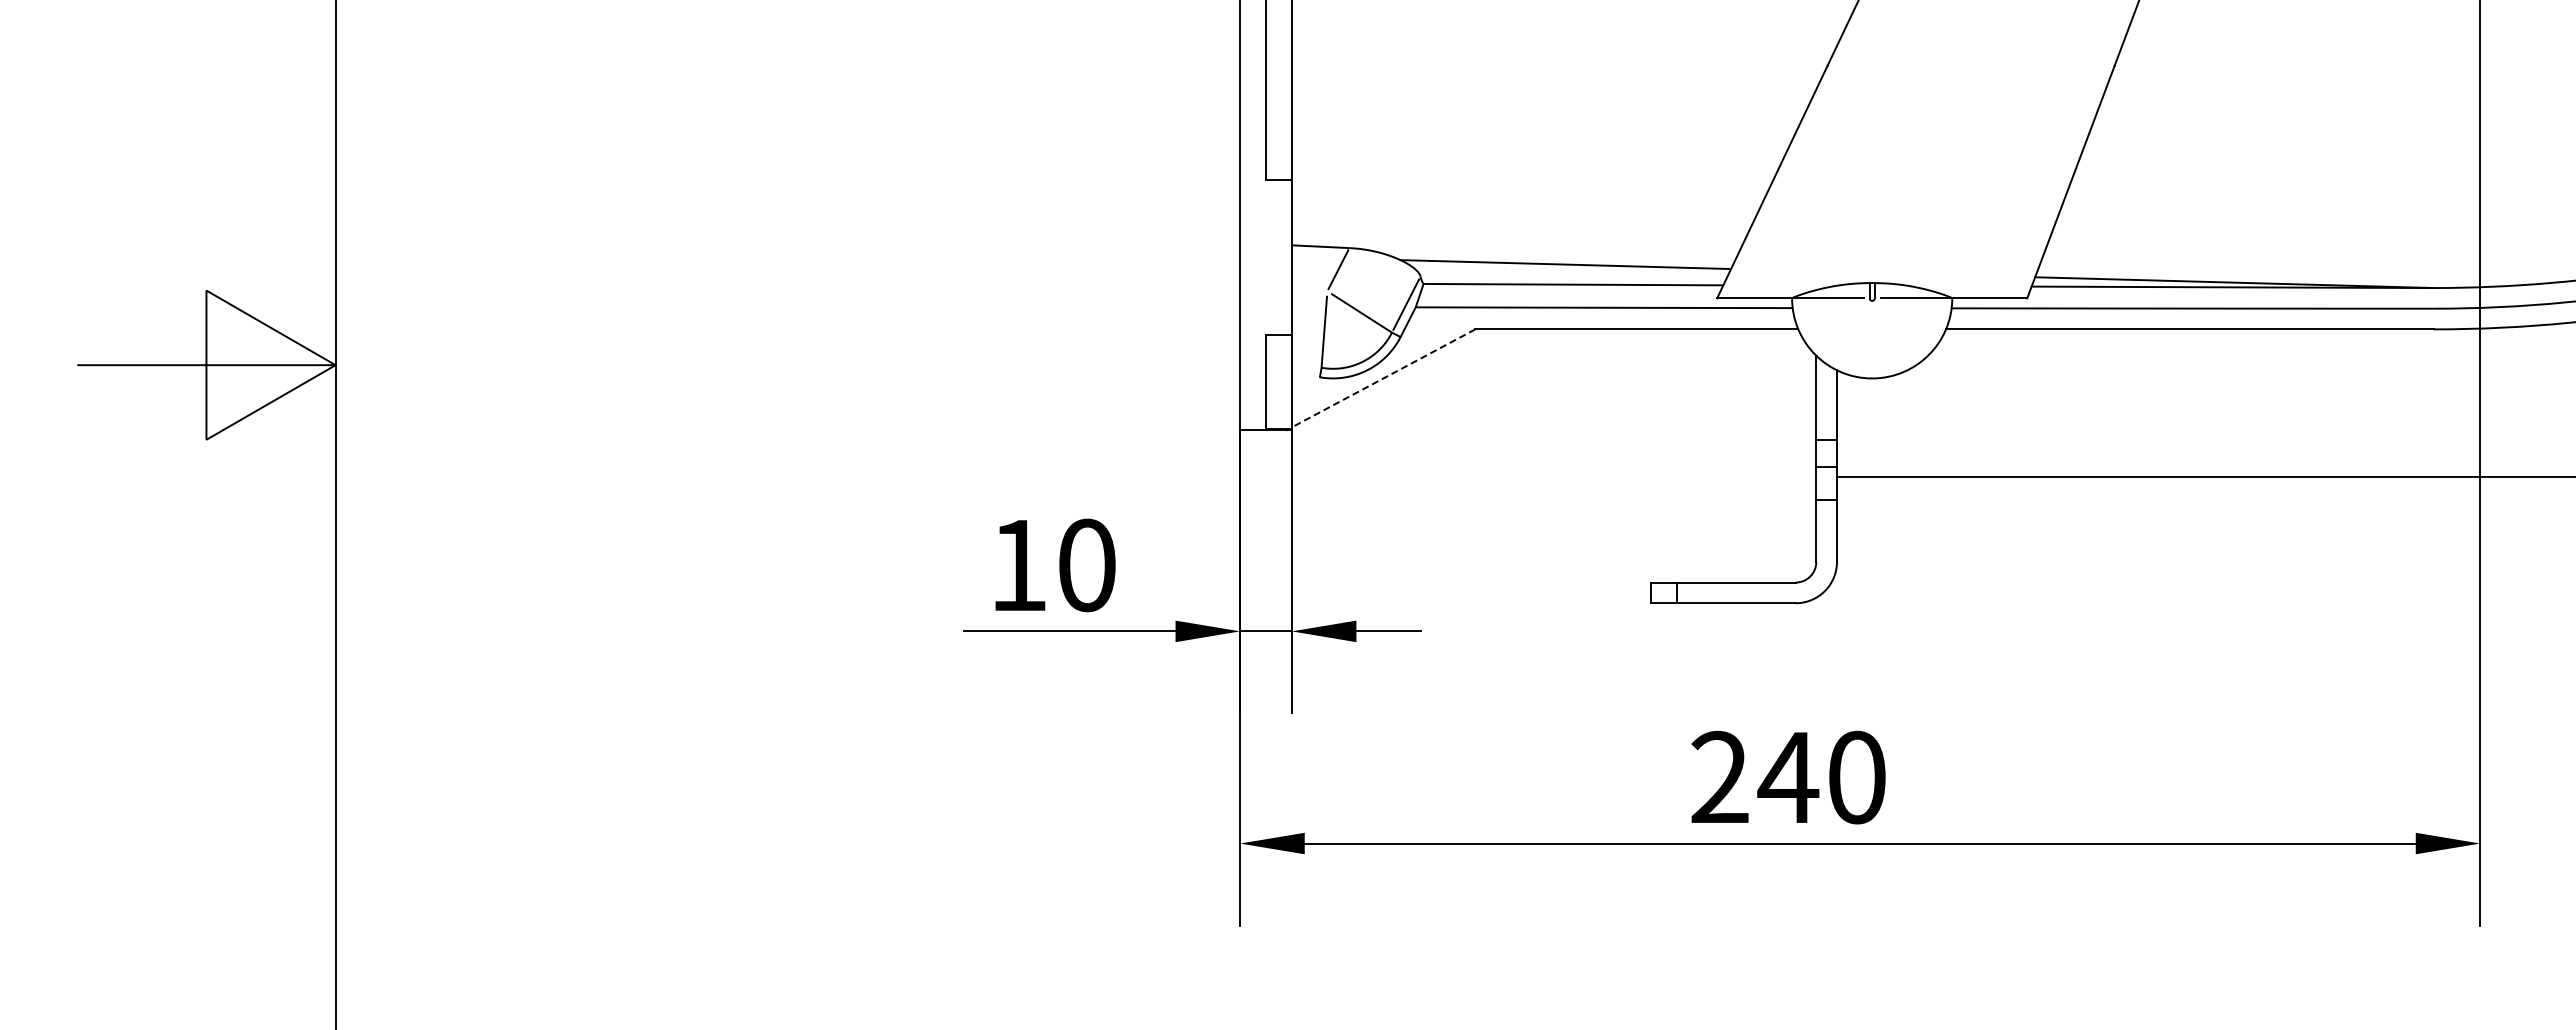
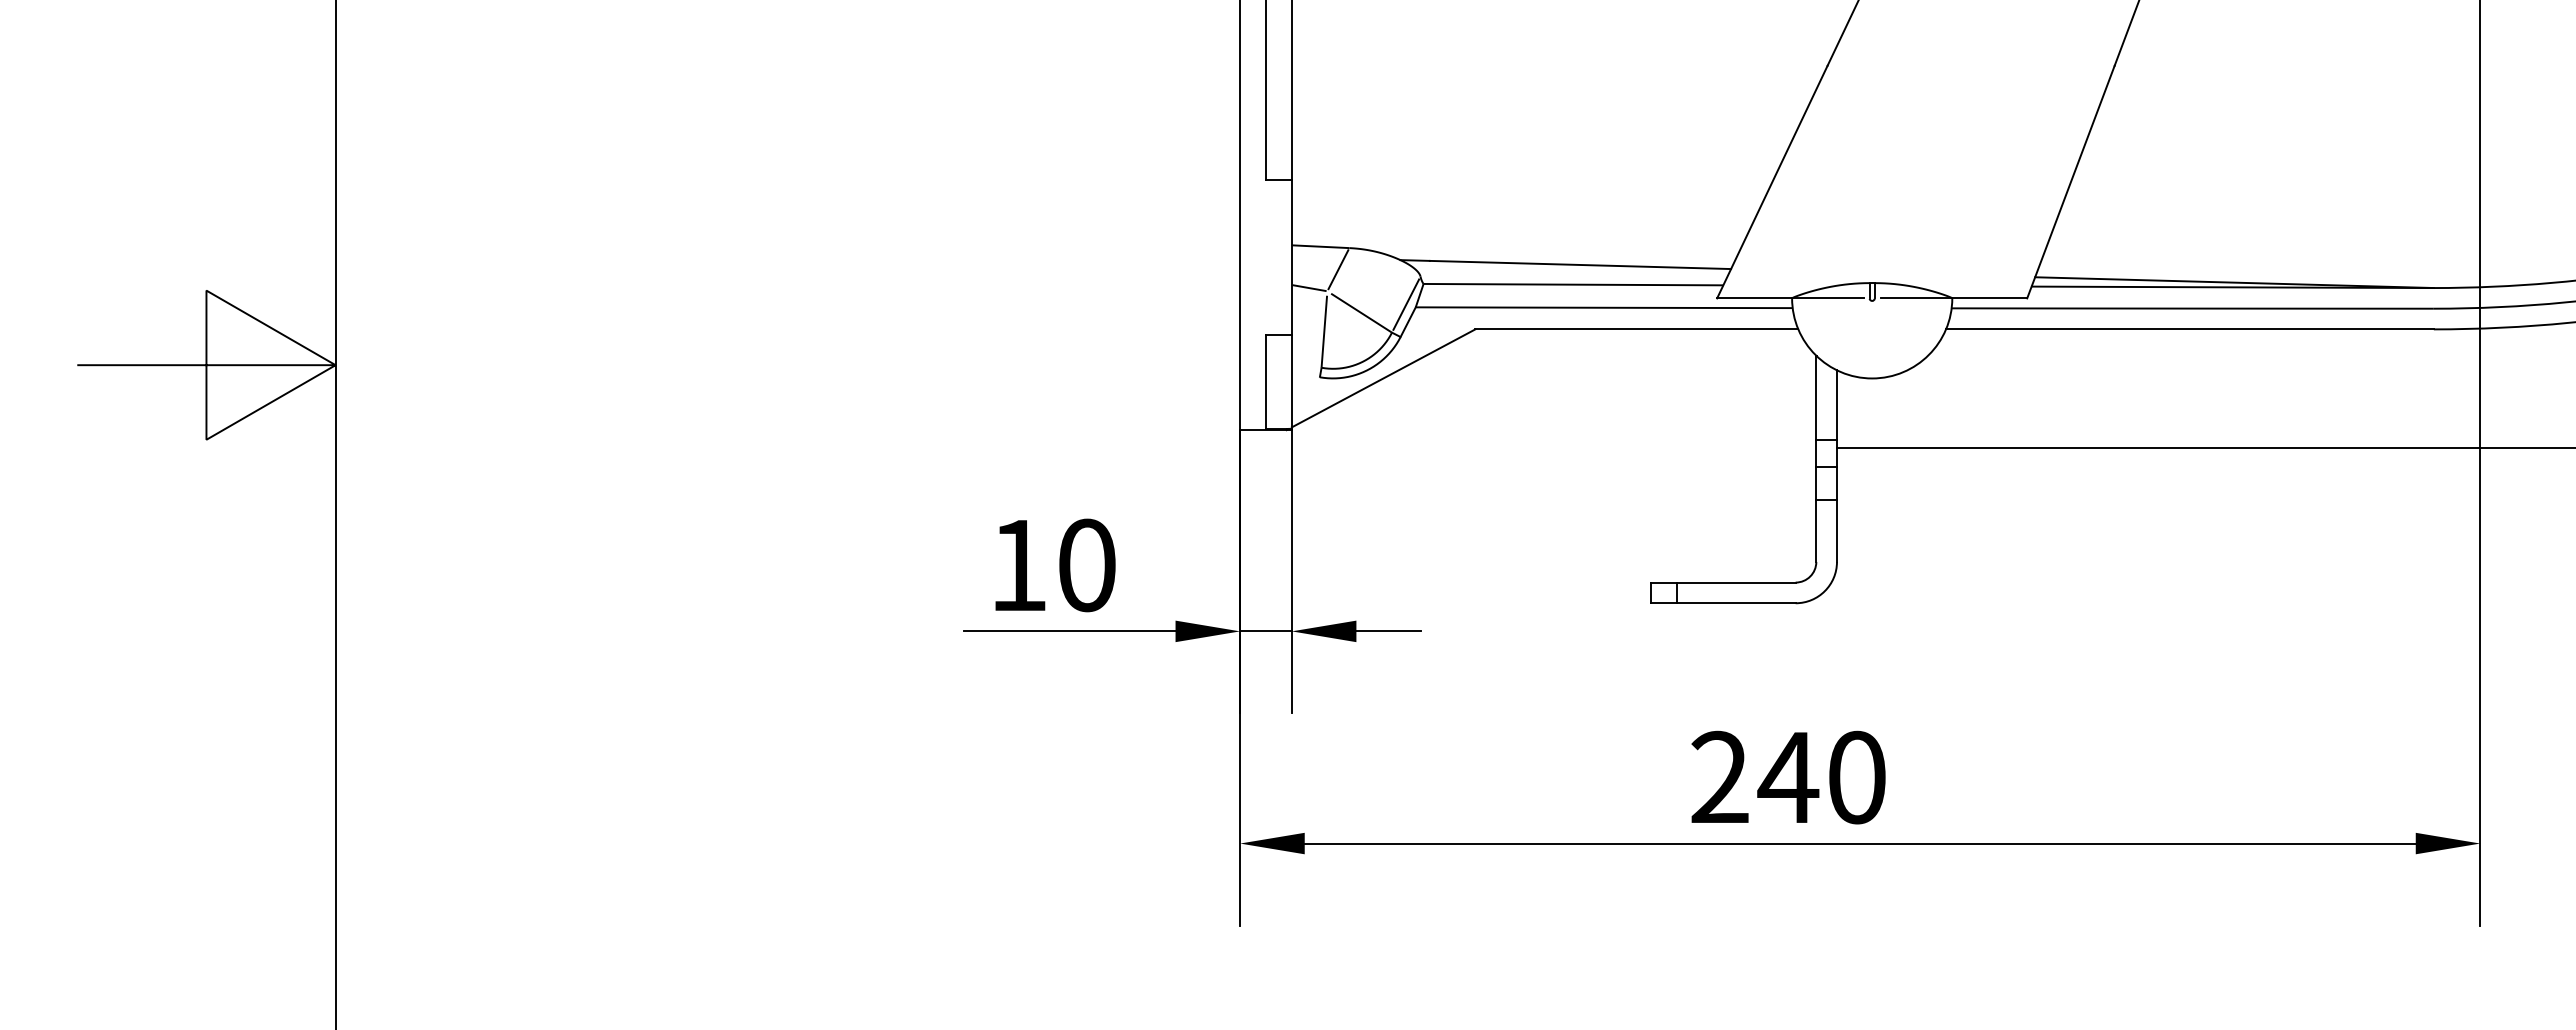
line: none -> present (1309, 287)
line: dashed -> solid (1383, 378)
line position: (2204, 477) -> (2204, 448) (2204, 448)
